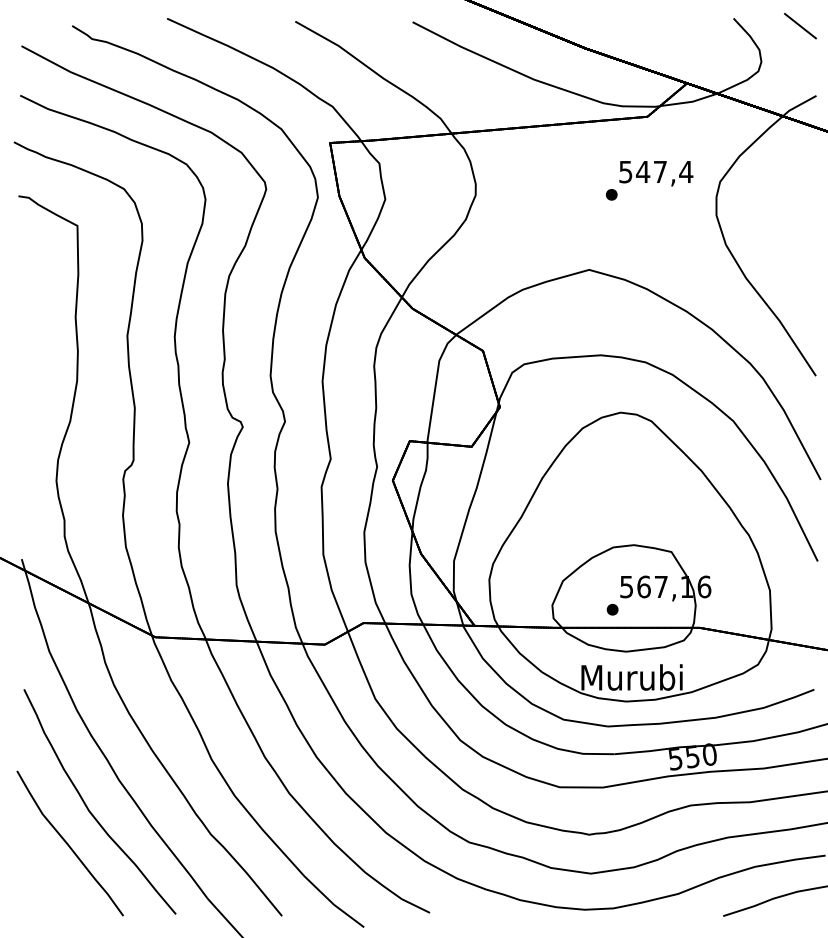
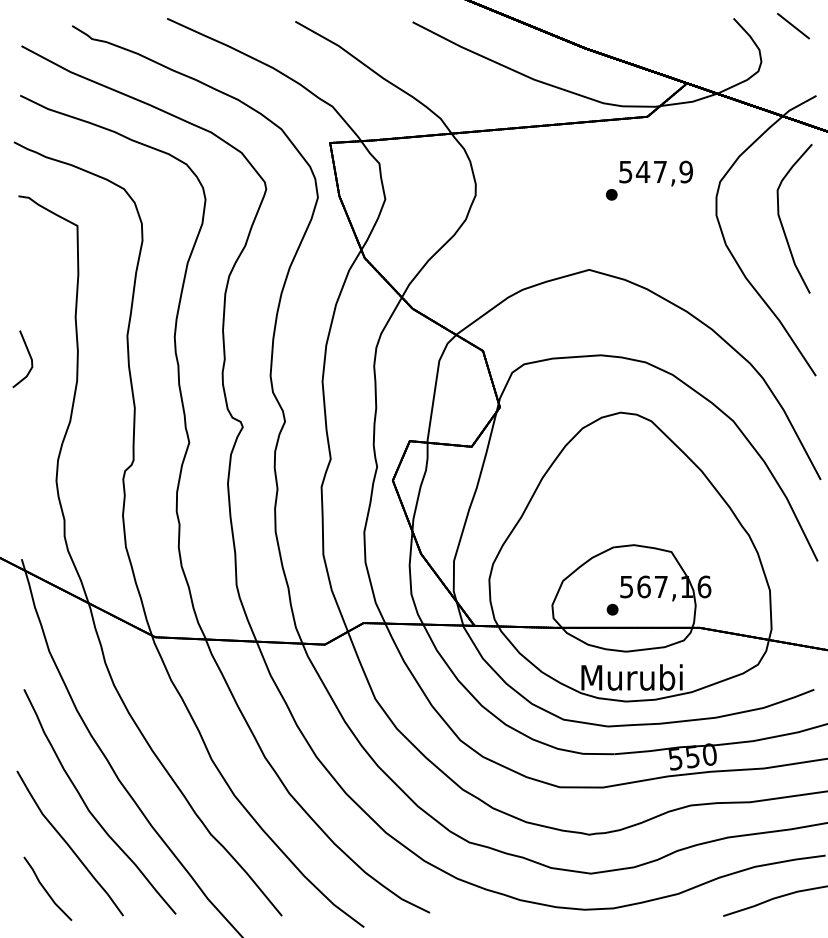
line position: (800, 26) -> (793, 26) (793, 26)
text: 547,4 -> 547,9 (686, 171)
curve: none -> present (782, 223)
line: none -> present (29, 356)
line: none -> present (46, 889)
